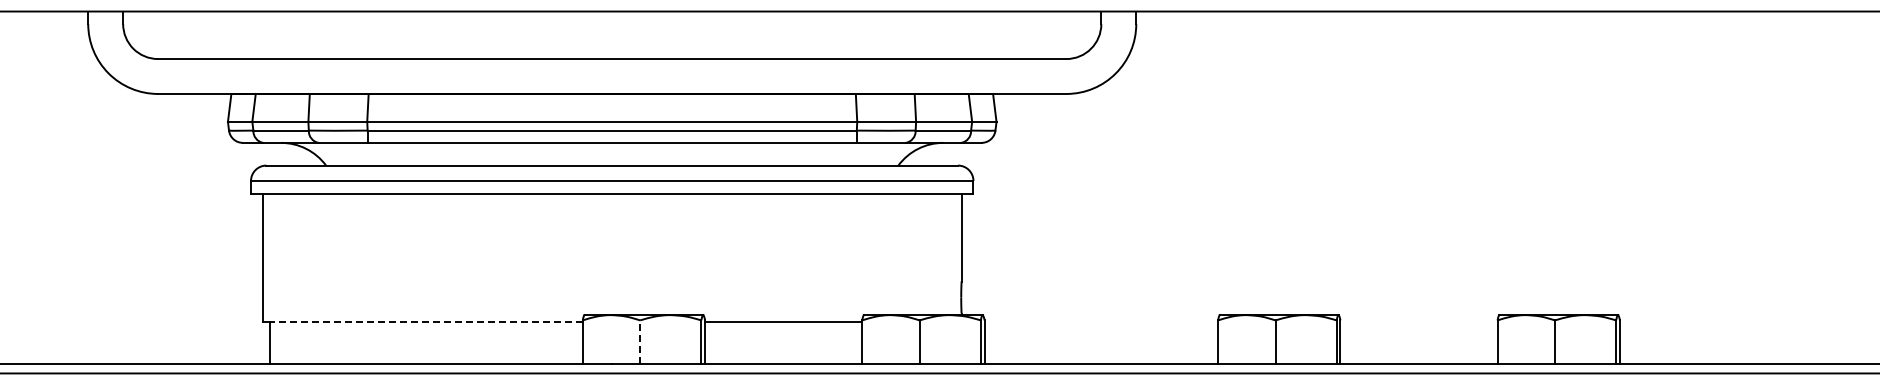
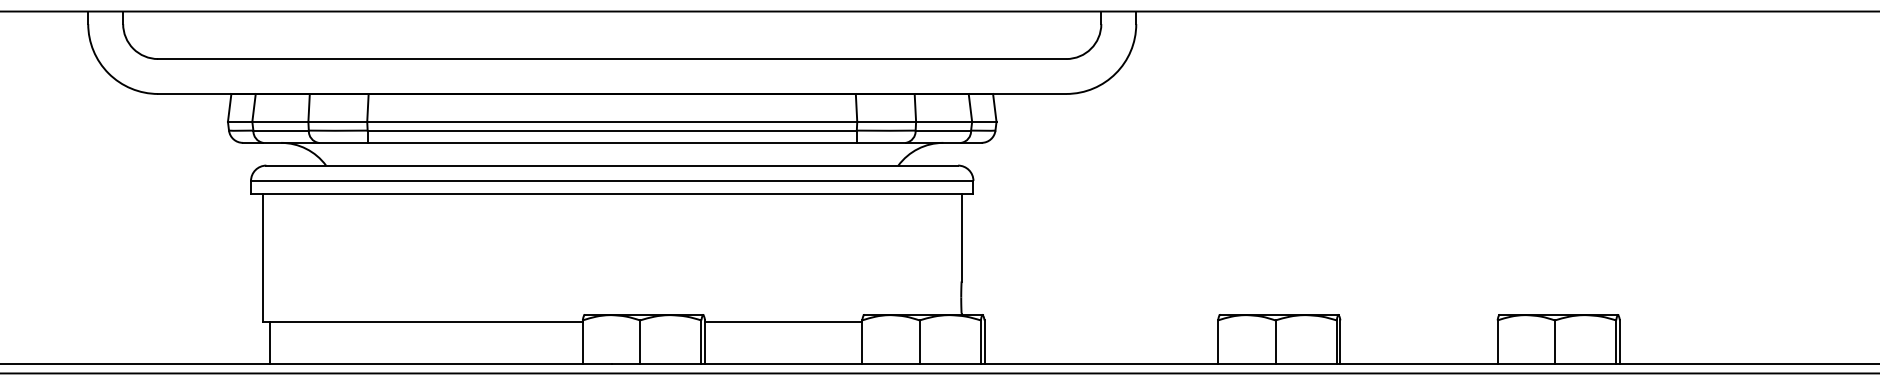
line: dashed -> solid (425, 322)
line: dashed -> solid (640, 342)
